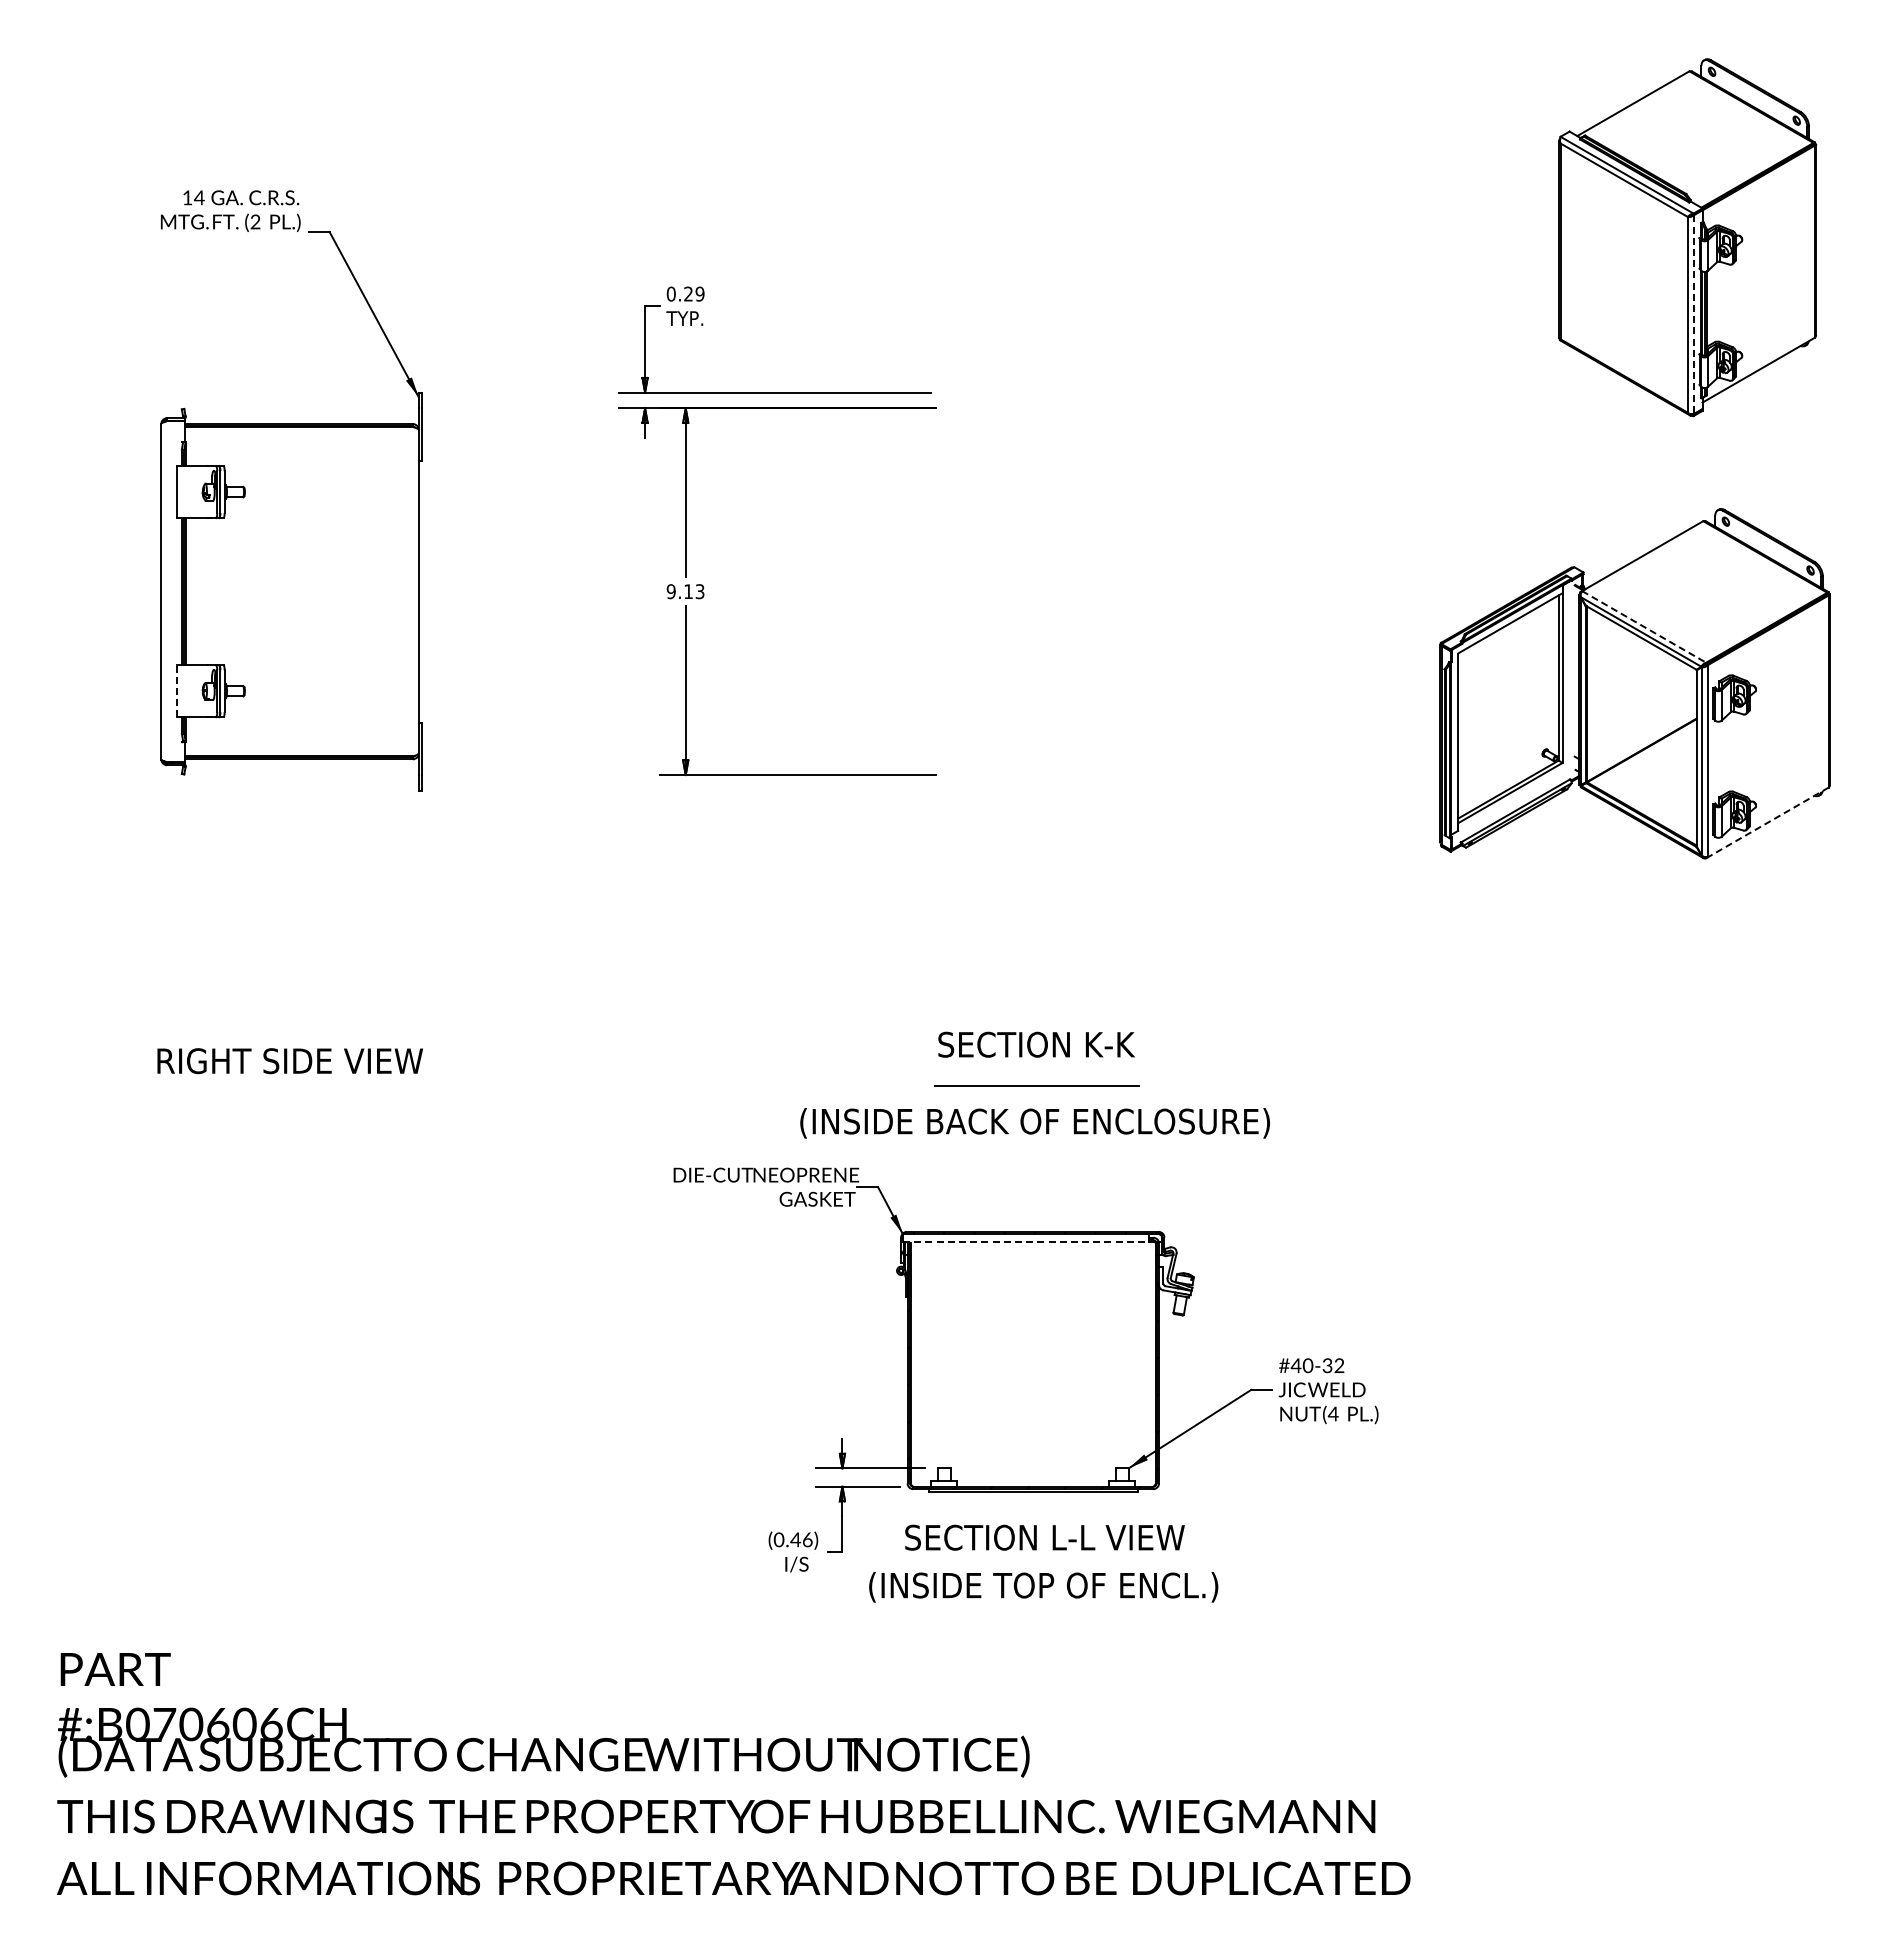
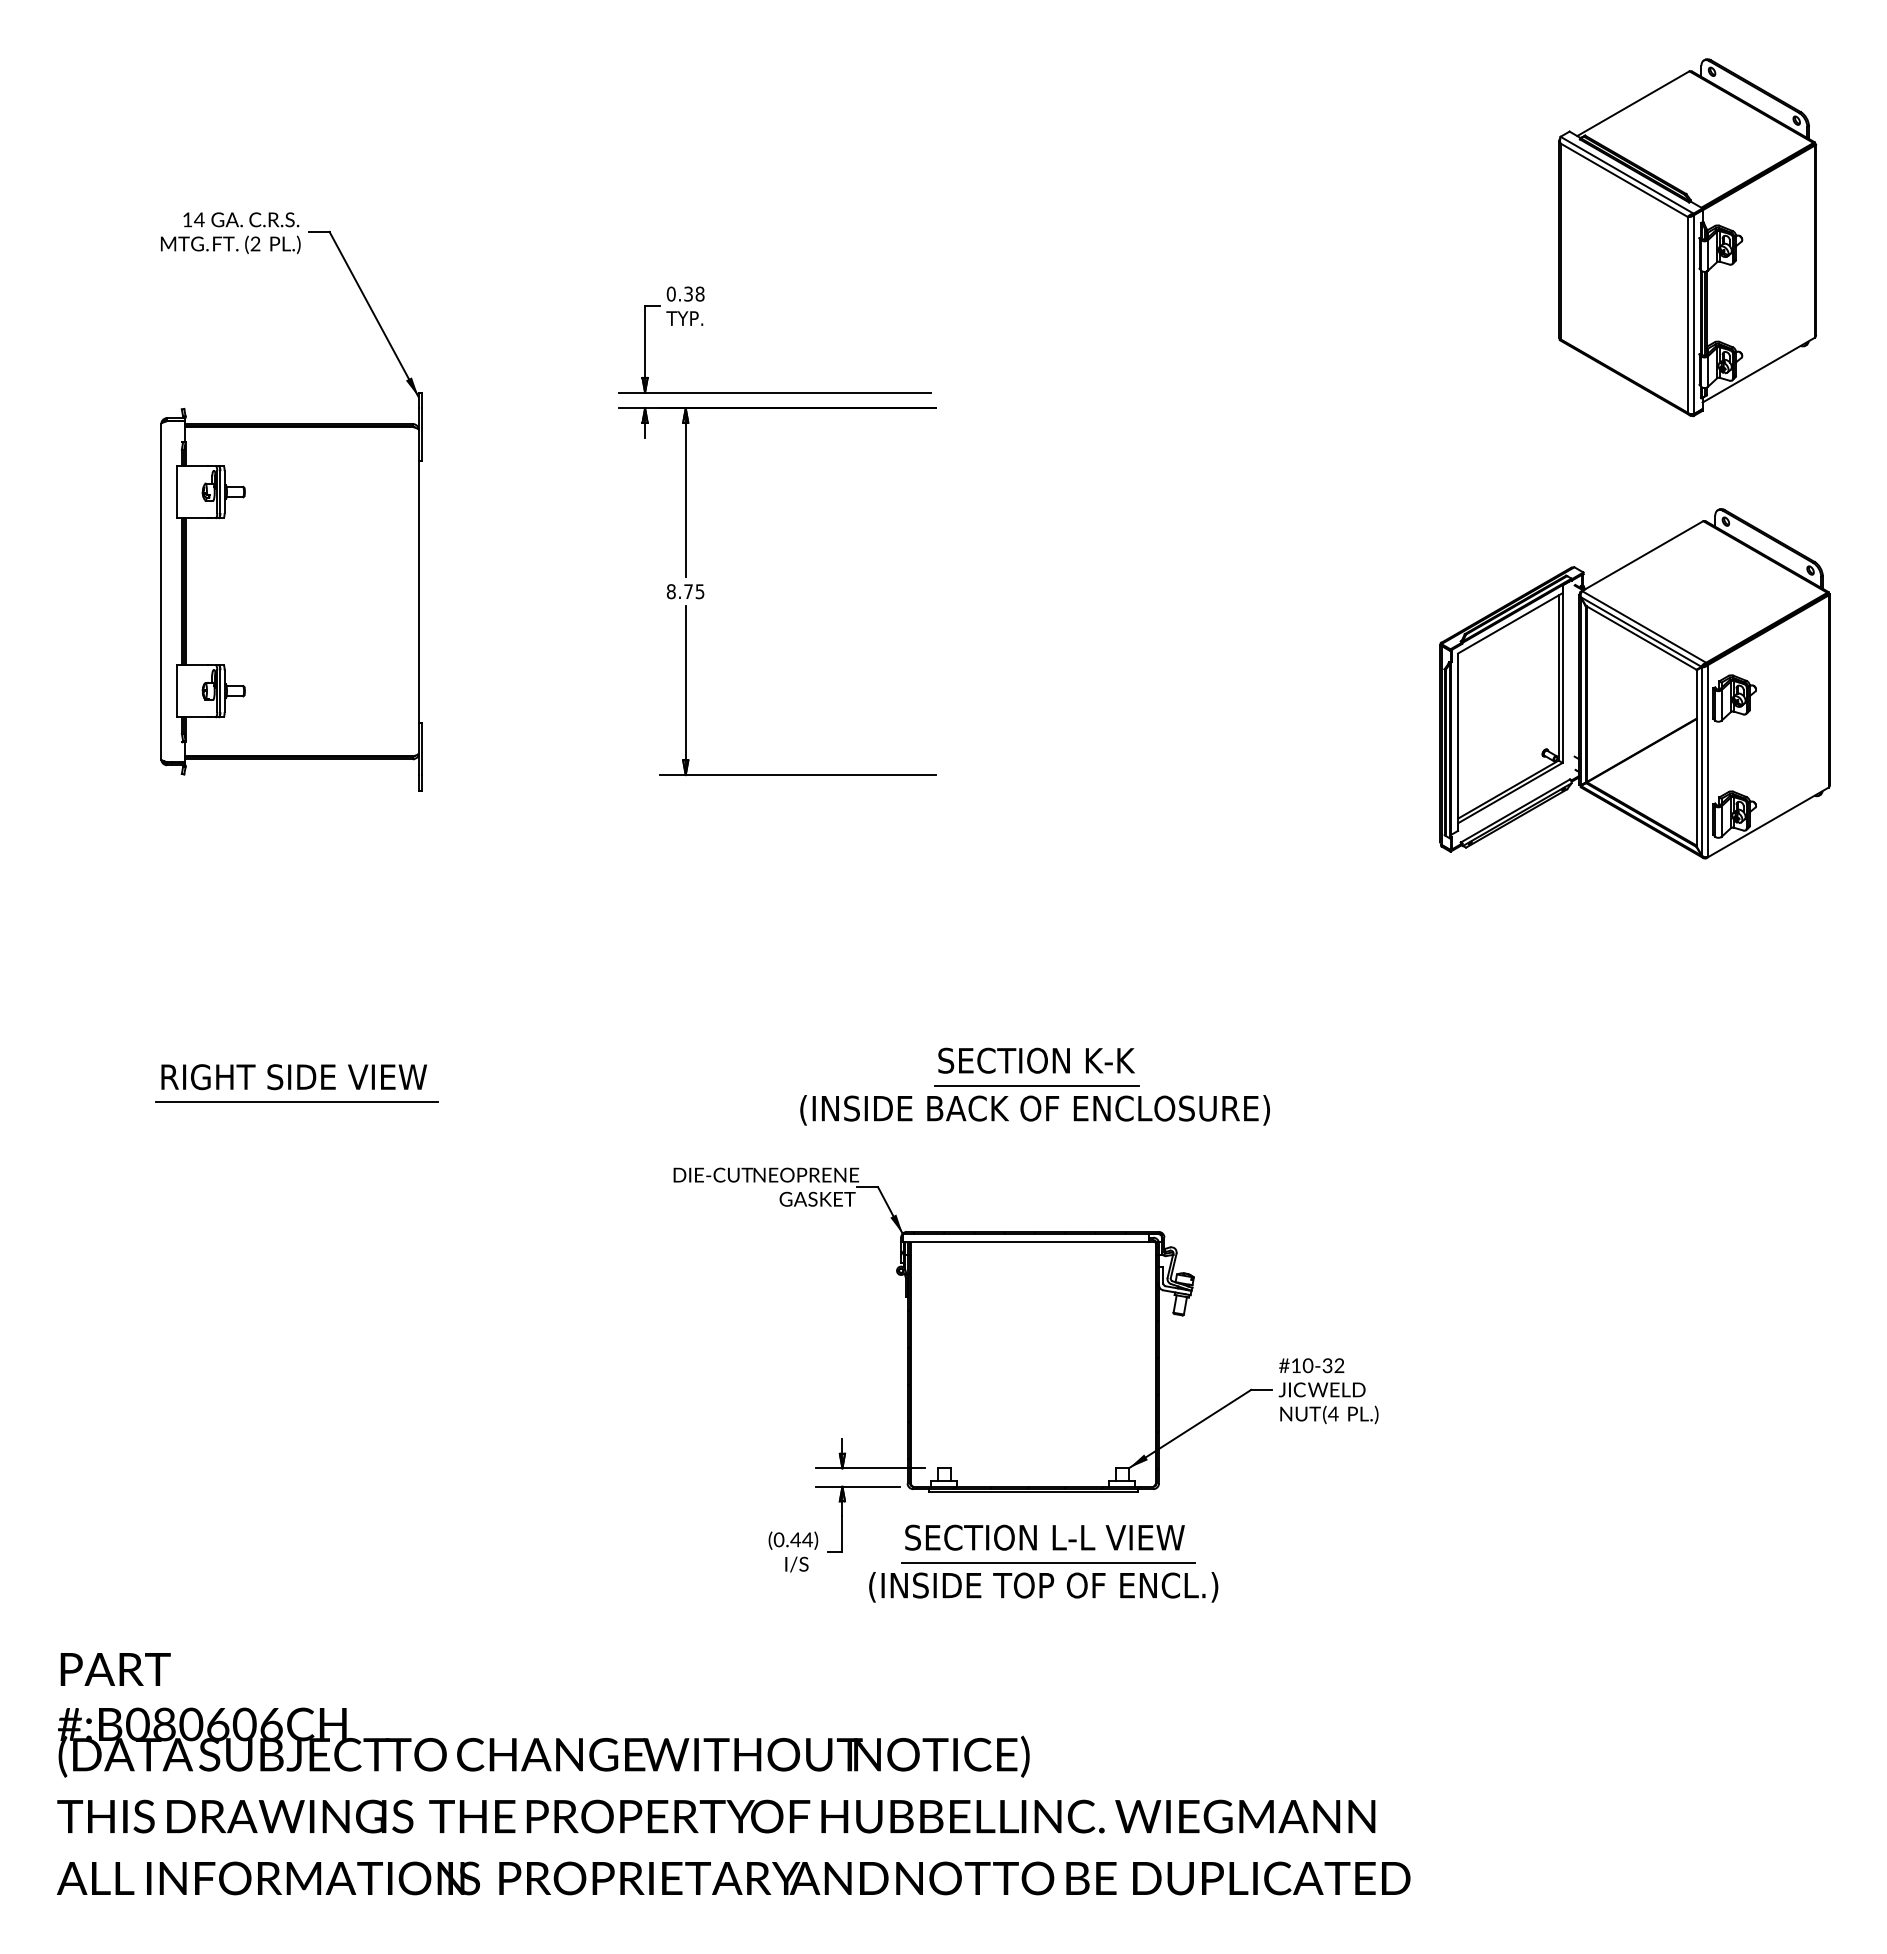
text position: (230, 210) -> (230, 232) (230, 232)
text: 0.29 -> 0.38 (694, 293)
line: dashed -> solid (1693, 315)
text: 9.13 -> 8.75 (685, 591)
line: dashed -> solid (1644, 626)
line: dashed -> solid (176, 690)
line: dashed -> solid (1768, 822)
text position: (1036, 1044) -> (1036, 1060) (1036, 1060)
text position: (289, 1061) -> (293, 1077) (293, 1077)
line: none -> present (296, 1102)
text position: (1034, 1123) -> (1034, 1110) (1034, 1110)
line: dashed -> solid (1026, 1242)
text: #40-32 -> #10-32 (1295, 1365)
text: (0.46) -> (0.44) (807, 1539)
line: none -> present (1047, 1562)
text: #:B070606CH -> #:B080606CH (164, 1724)
